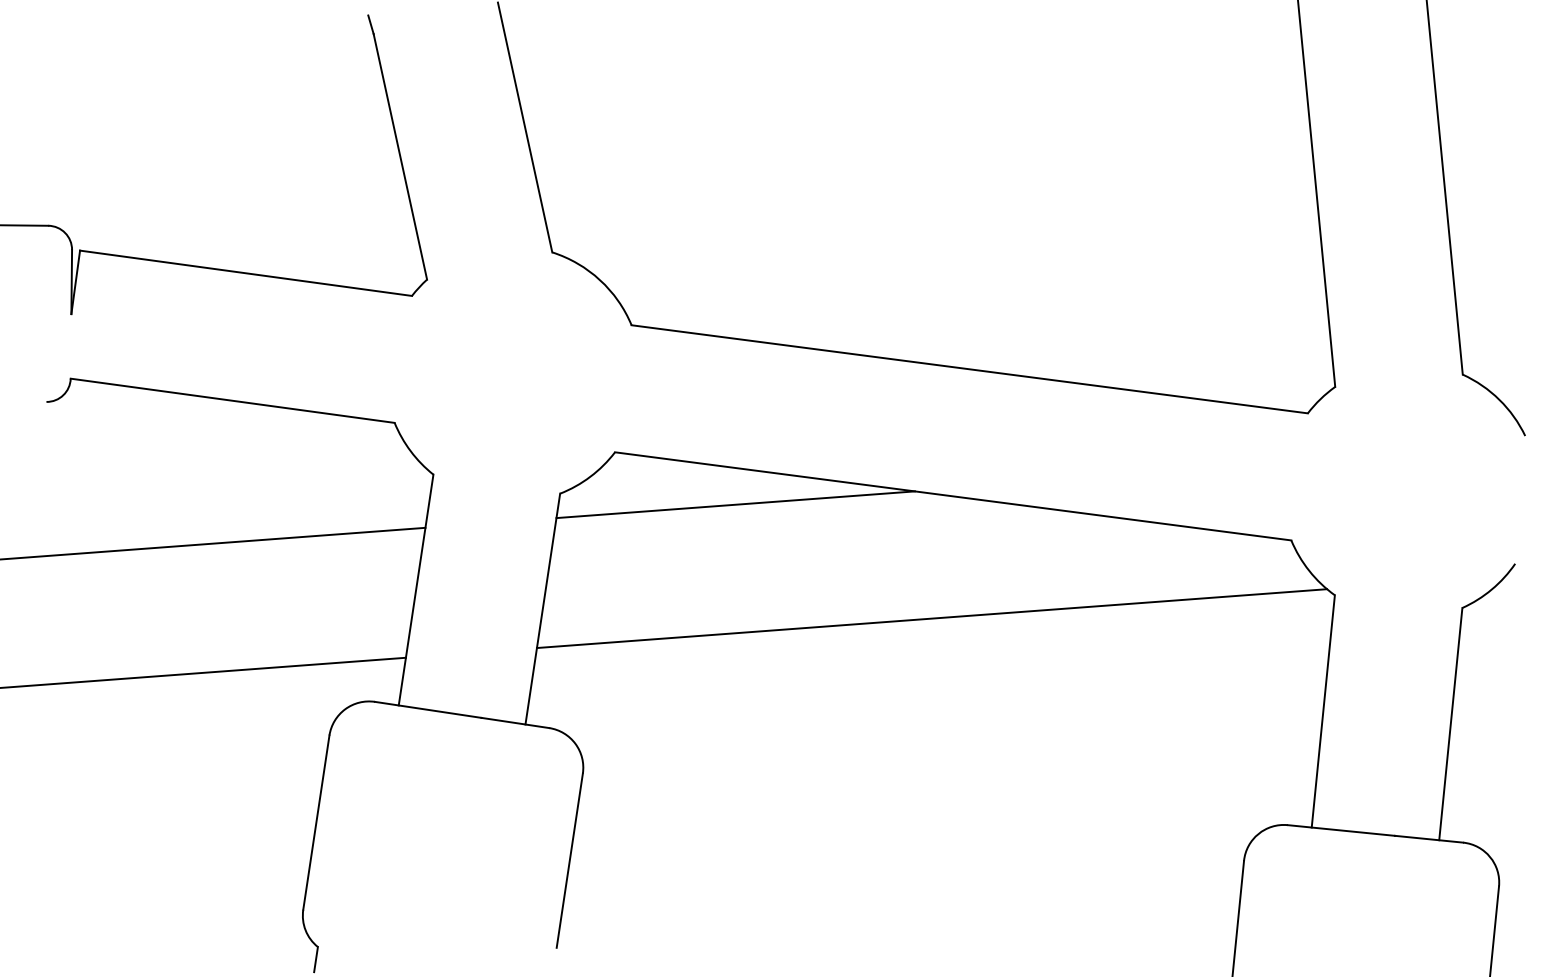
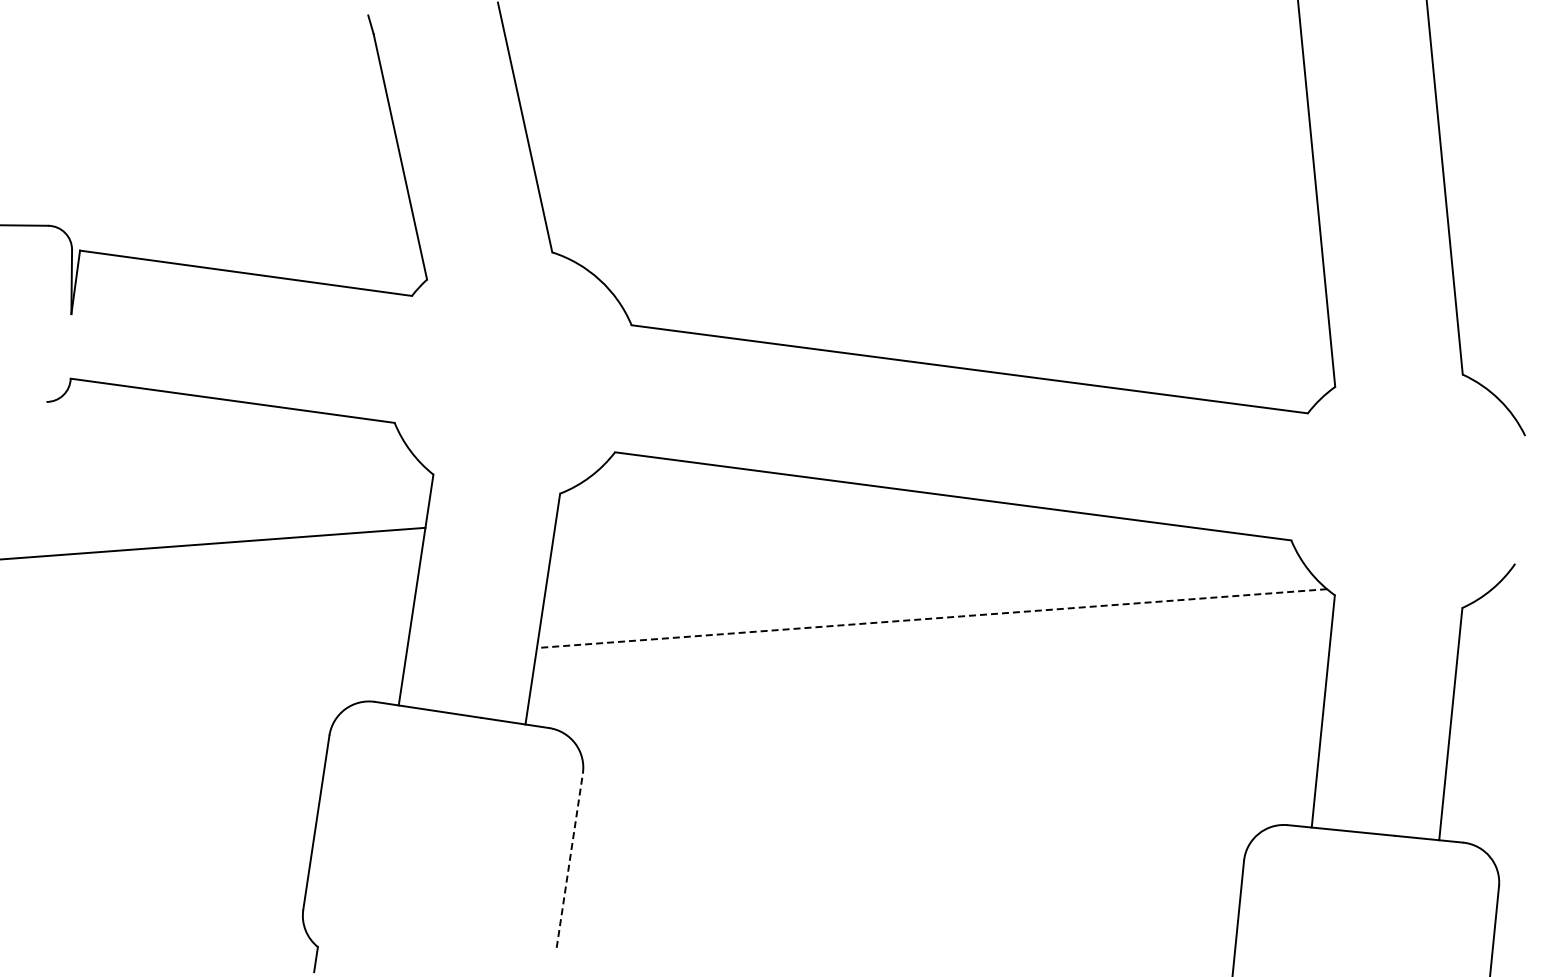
line: present -> none (735, 504)
line: solid -> dashed (931, 618)
line: present -> none (203, 672)
line: solid -> dashed (569, 860)
